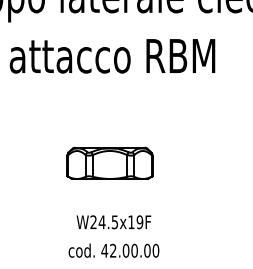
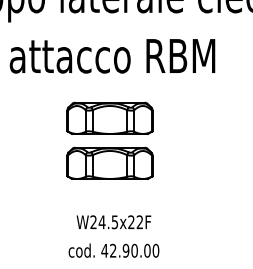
part: none -> present (109, 117)
text: W24.5x19F -> W24.5x22F (135, 222)
text: 42.00.00 -> 42.90.00 (125, 250)
